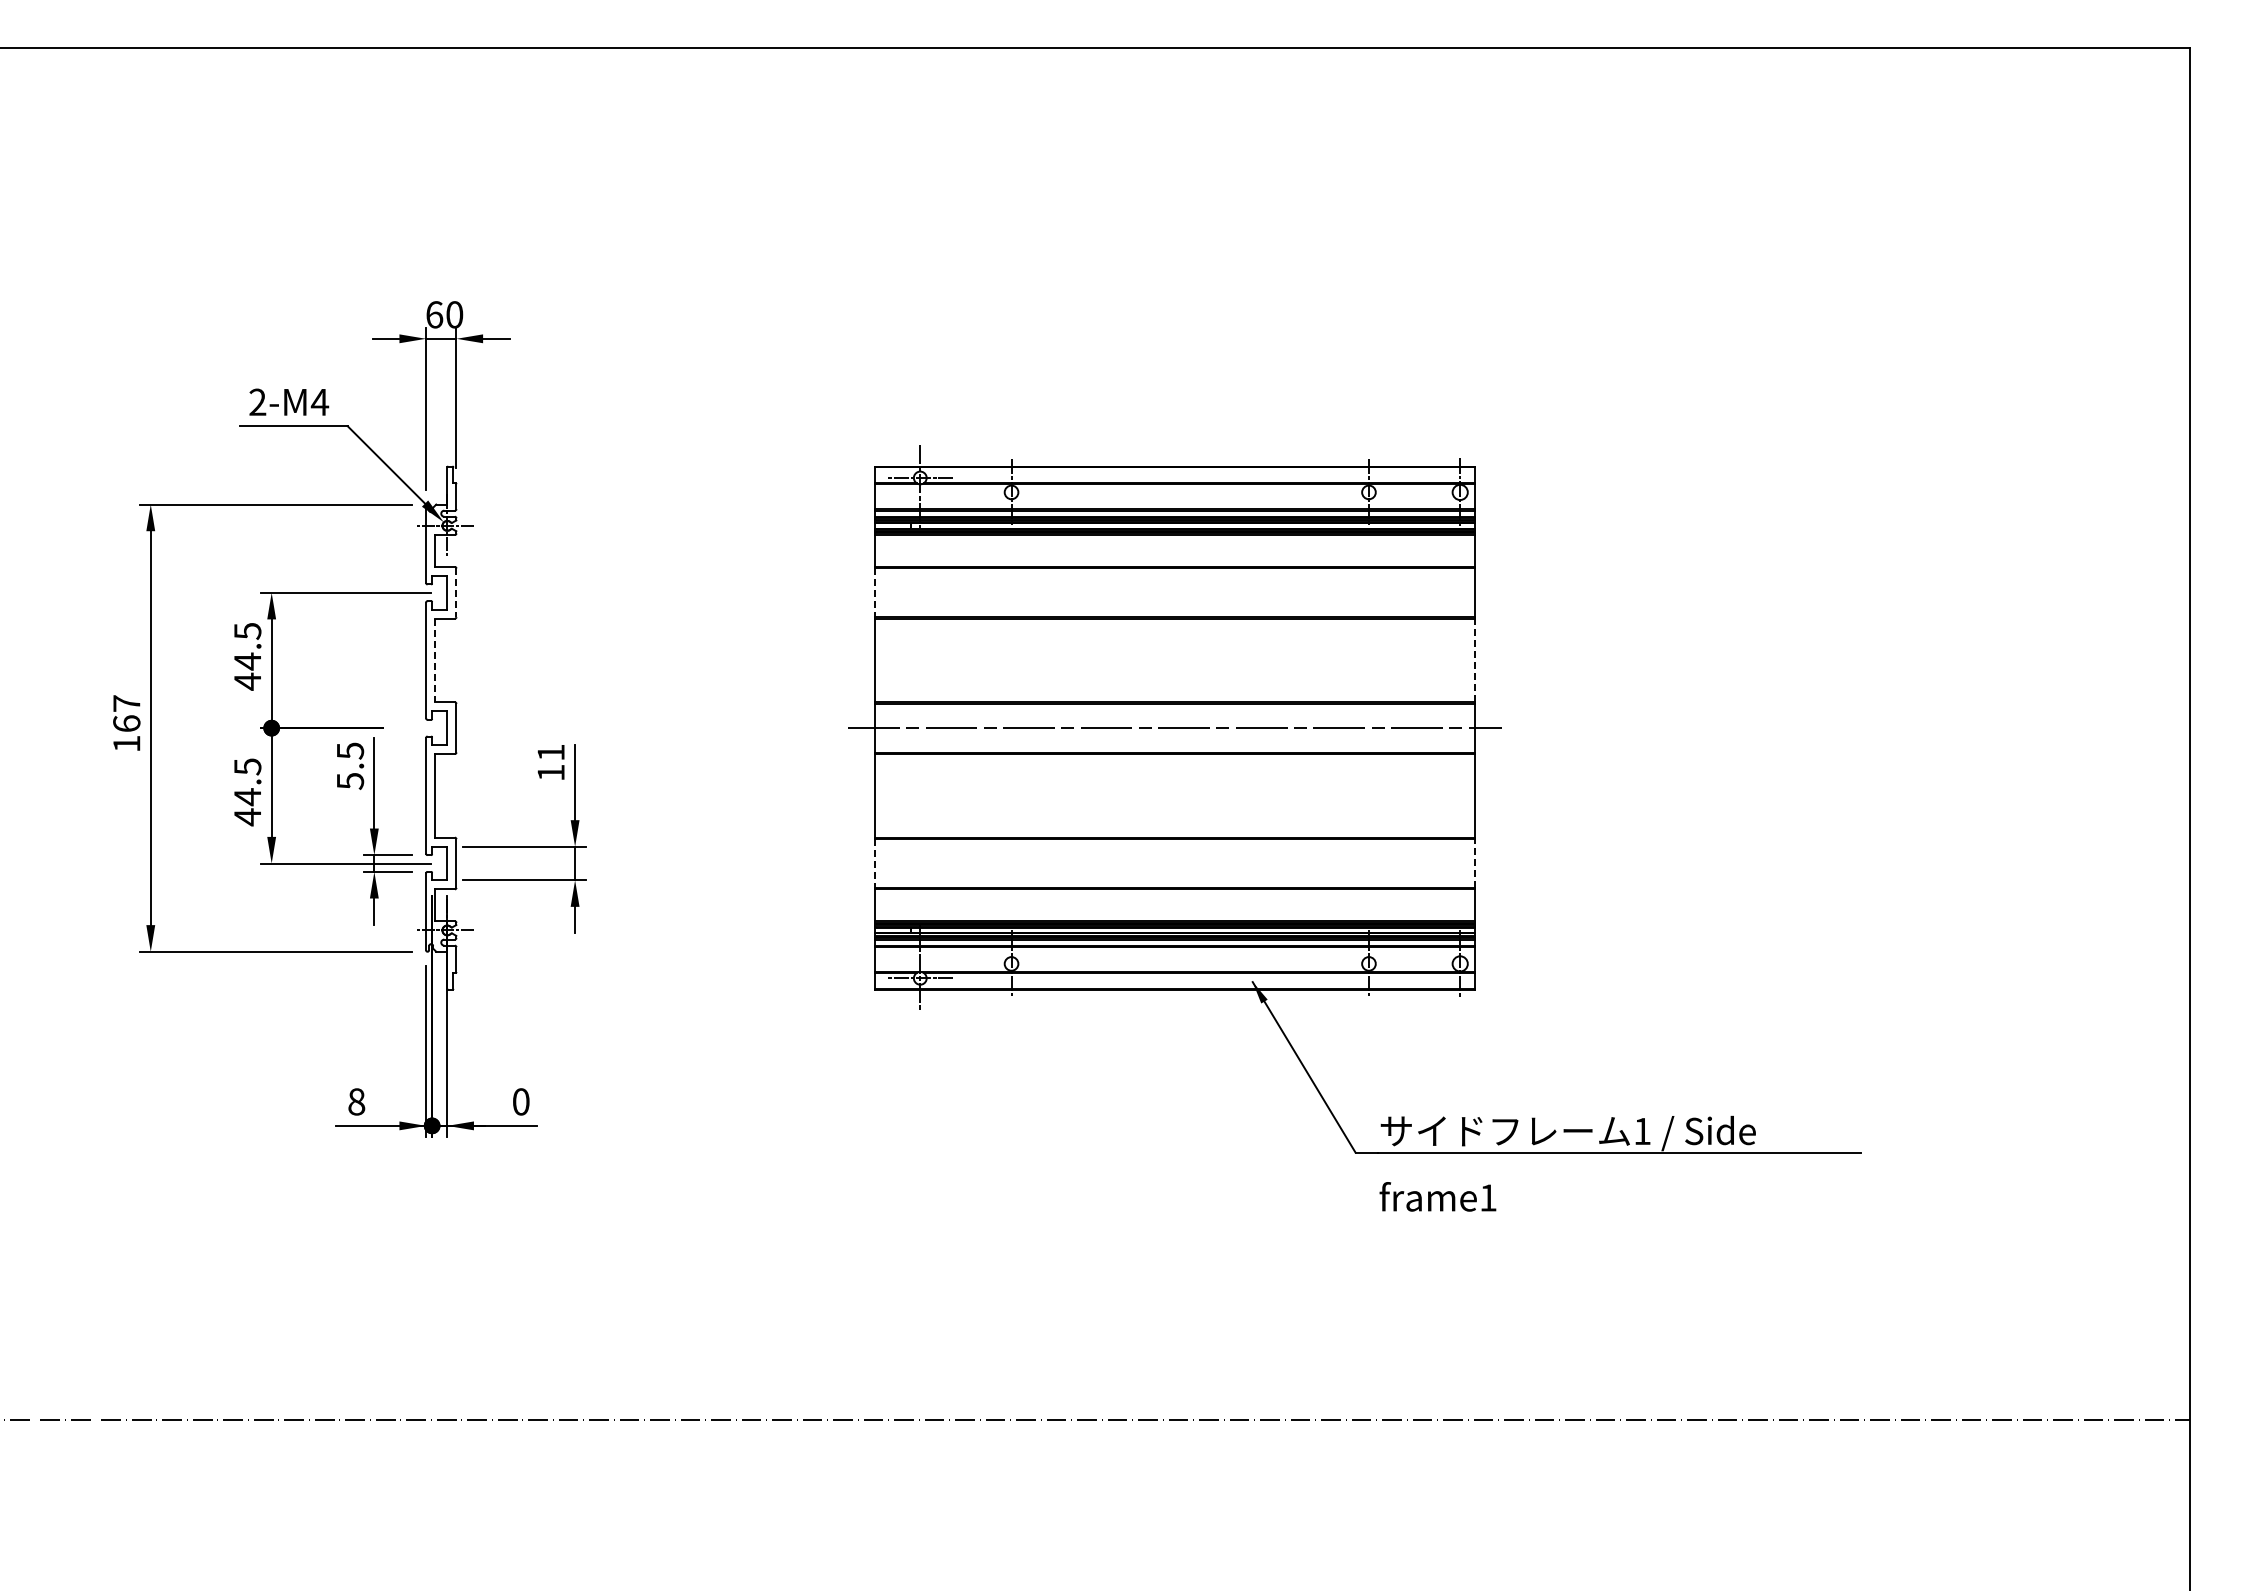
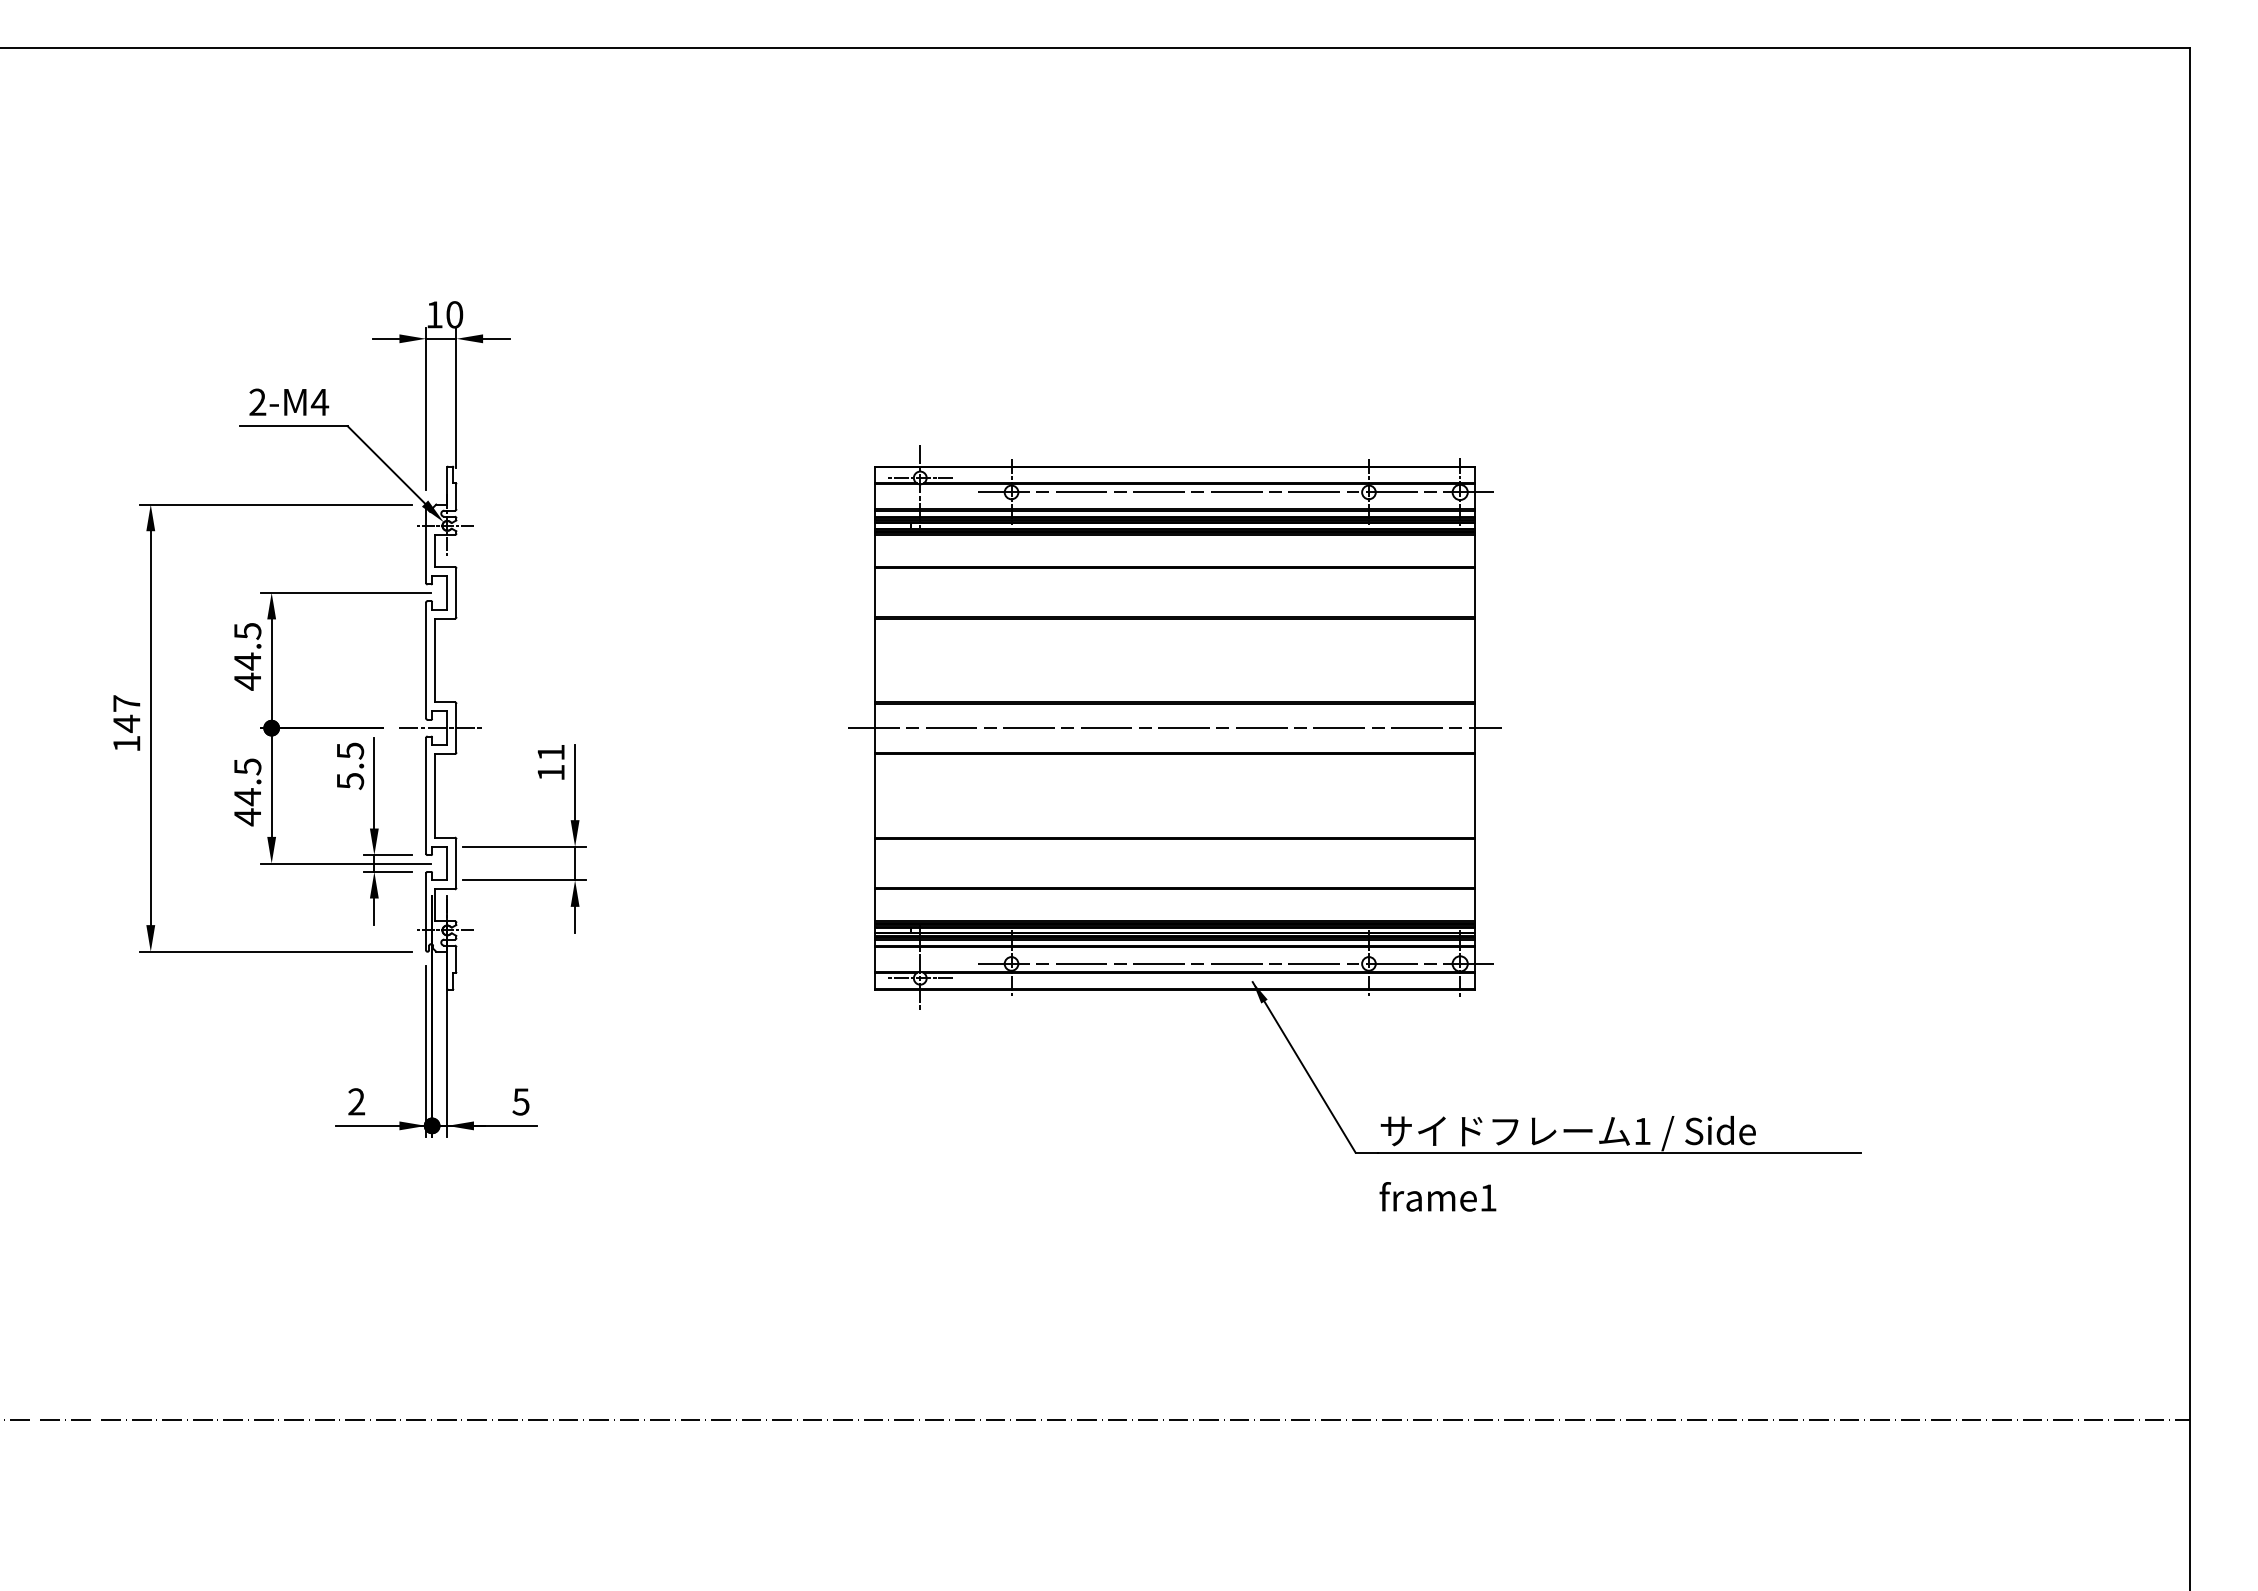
text: 60 -> 10 (434, 314)
line: none -> present (1236, 492)
line: dashed -> solid (456, 593)
line: dashed -> solid (874, 593)
line: dashed -> solid (435, 660)
line: dashed -> solid (1475, 660)
text: 167 -> 147 (126, 723)
line: none -> present (441, 728)
line: dashed -> solid (1475, 863)
line: dashed -> solid (874, 864)
line: none -> present (1236, 963)
text: 8 -> 2 (356, 1101)
text: 0 -> 5 (520, 1101)
